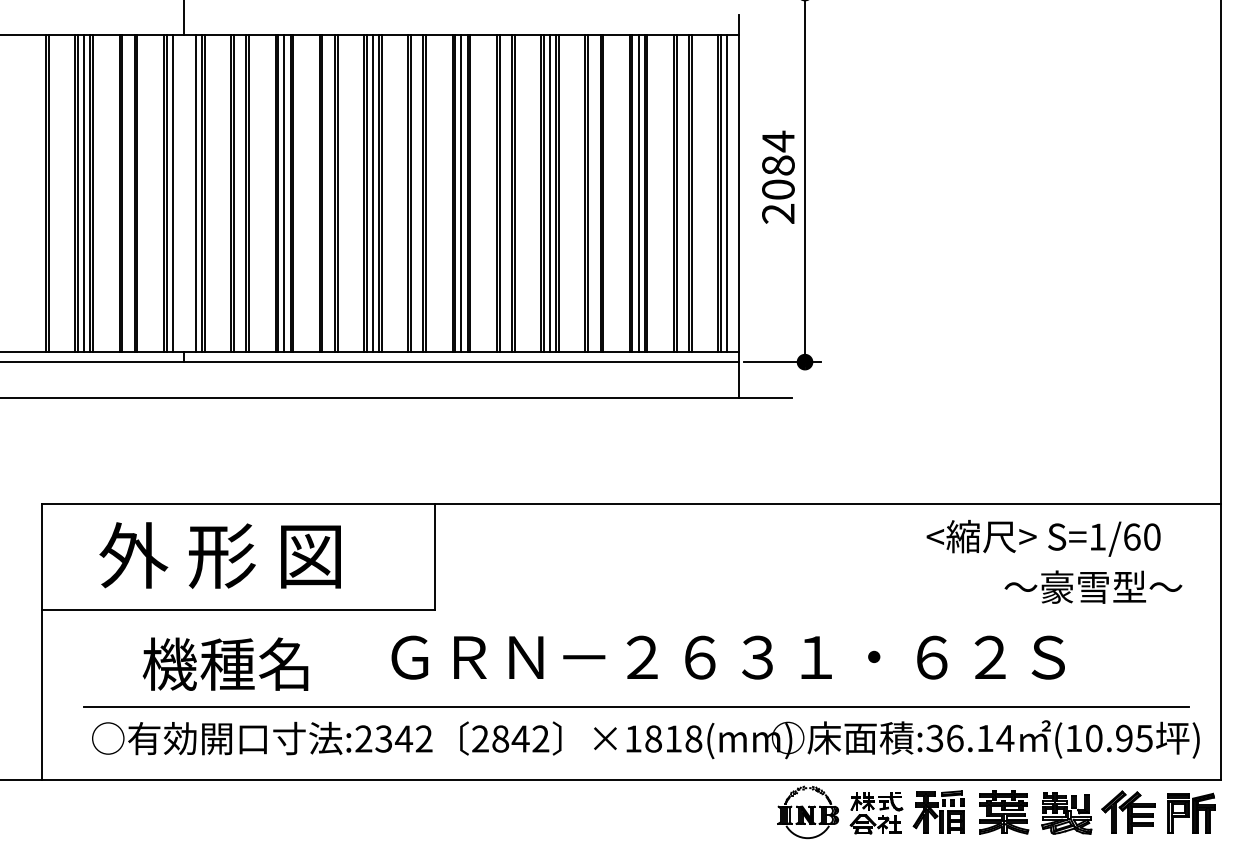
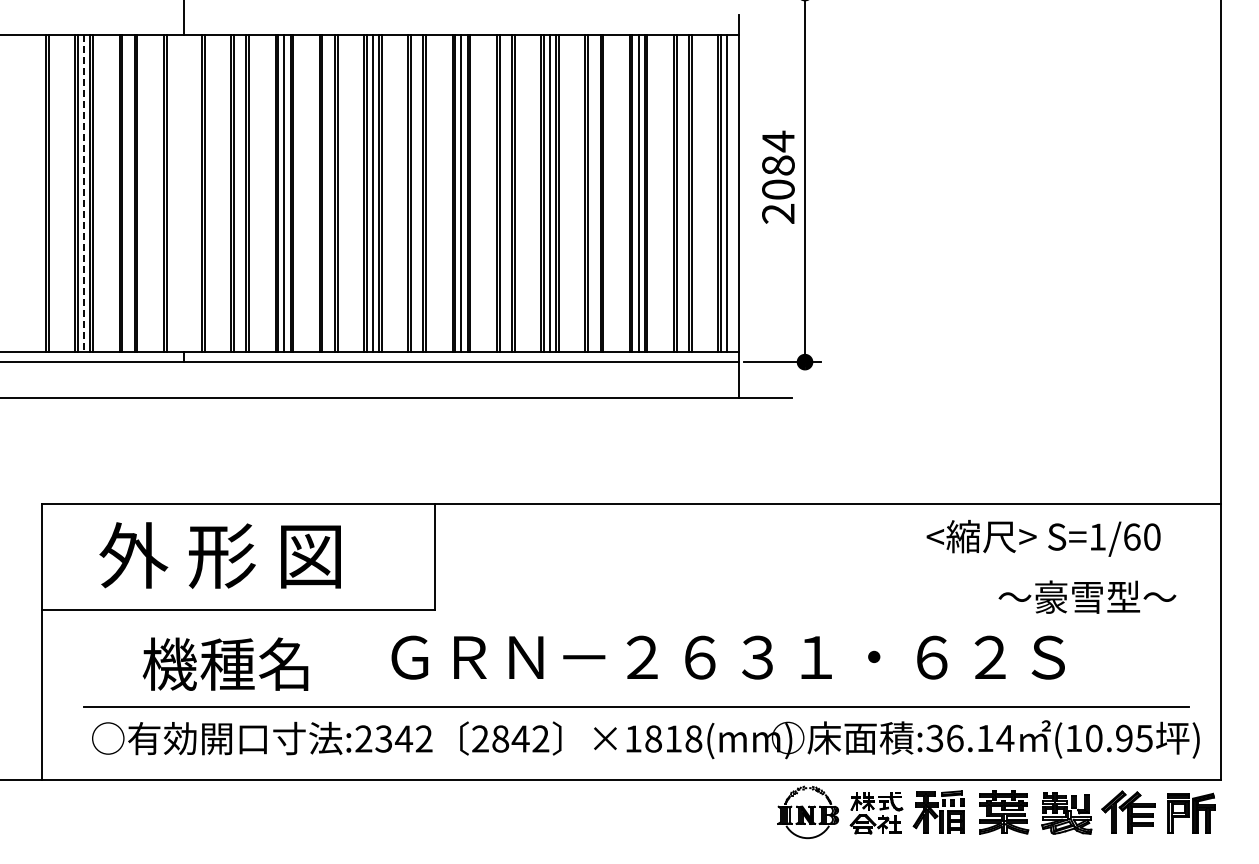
line: solid -> dashed (84, 193)
line: present -> none (172, 193)
line: present -> none (195, 193)
text position: (1093, 586) -> (1087, 596) (1087, 596)
